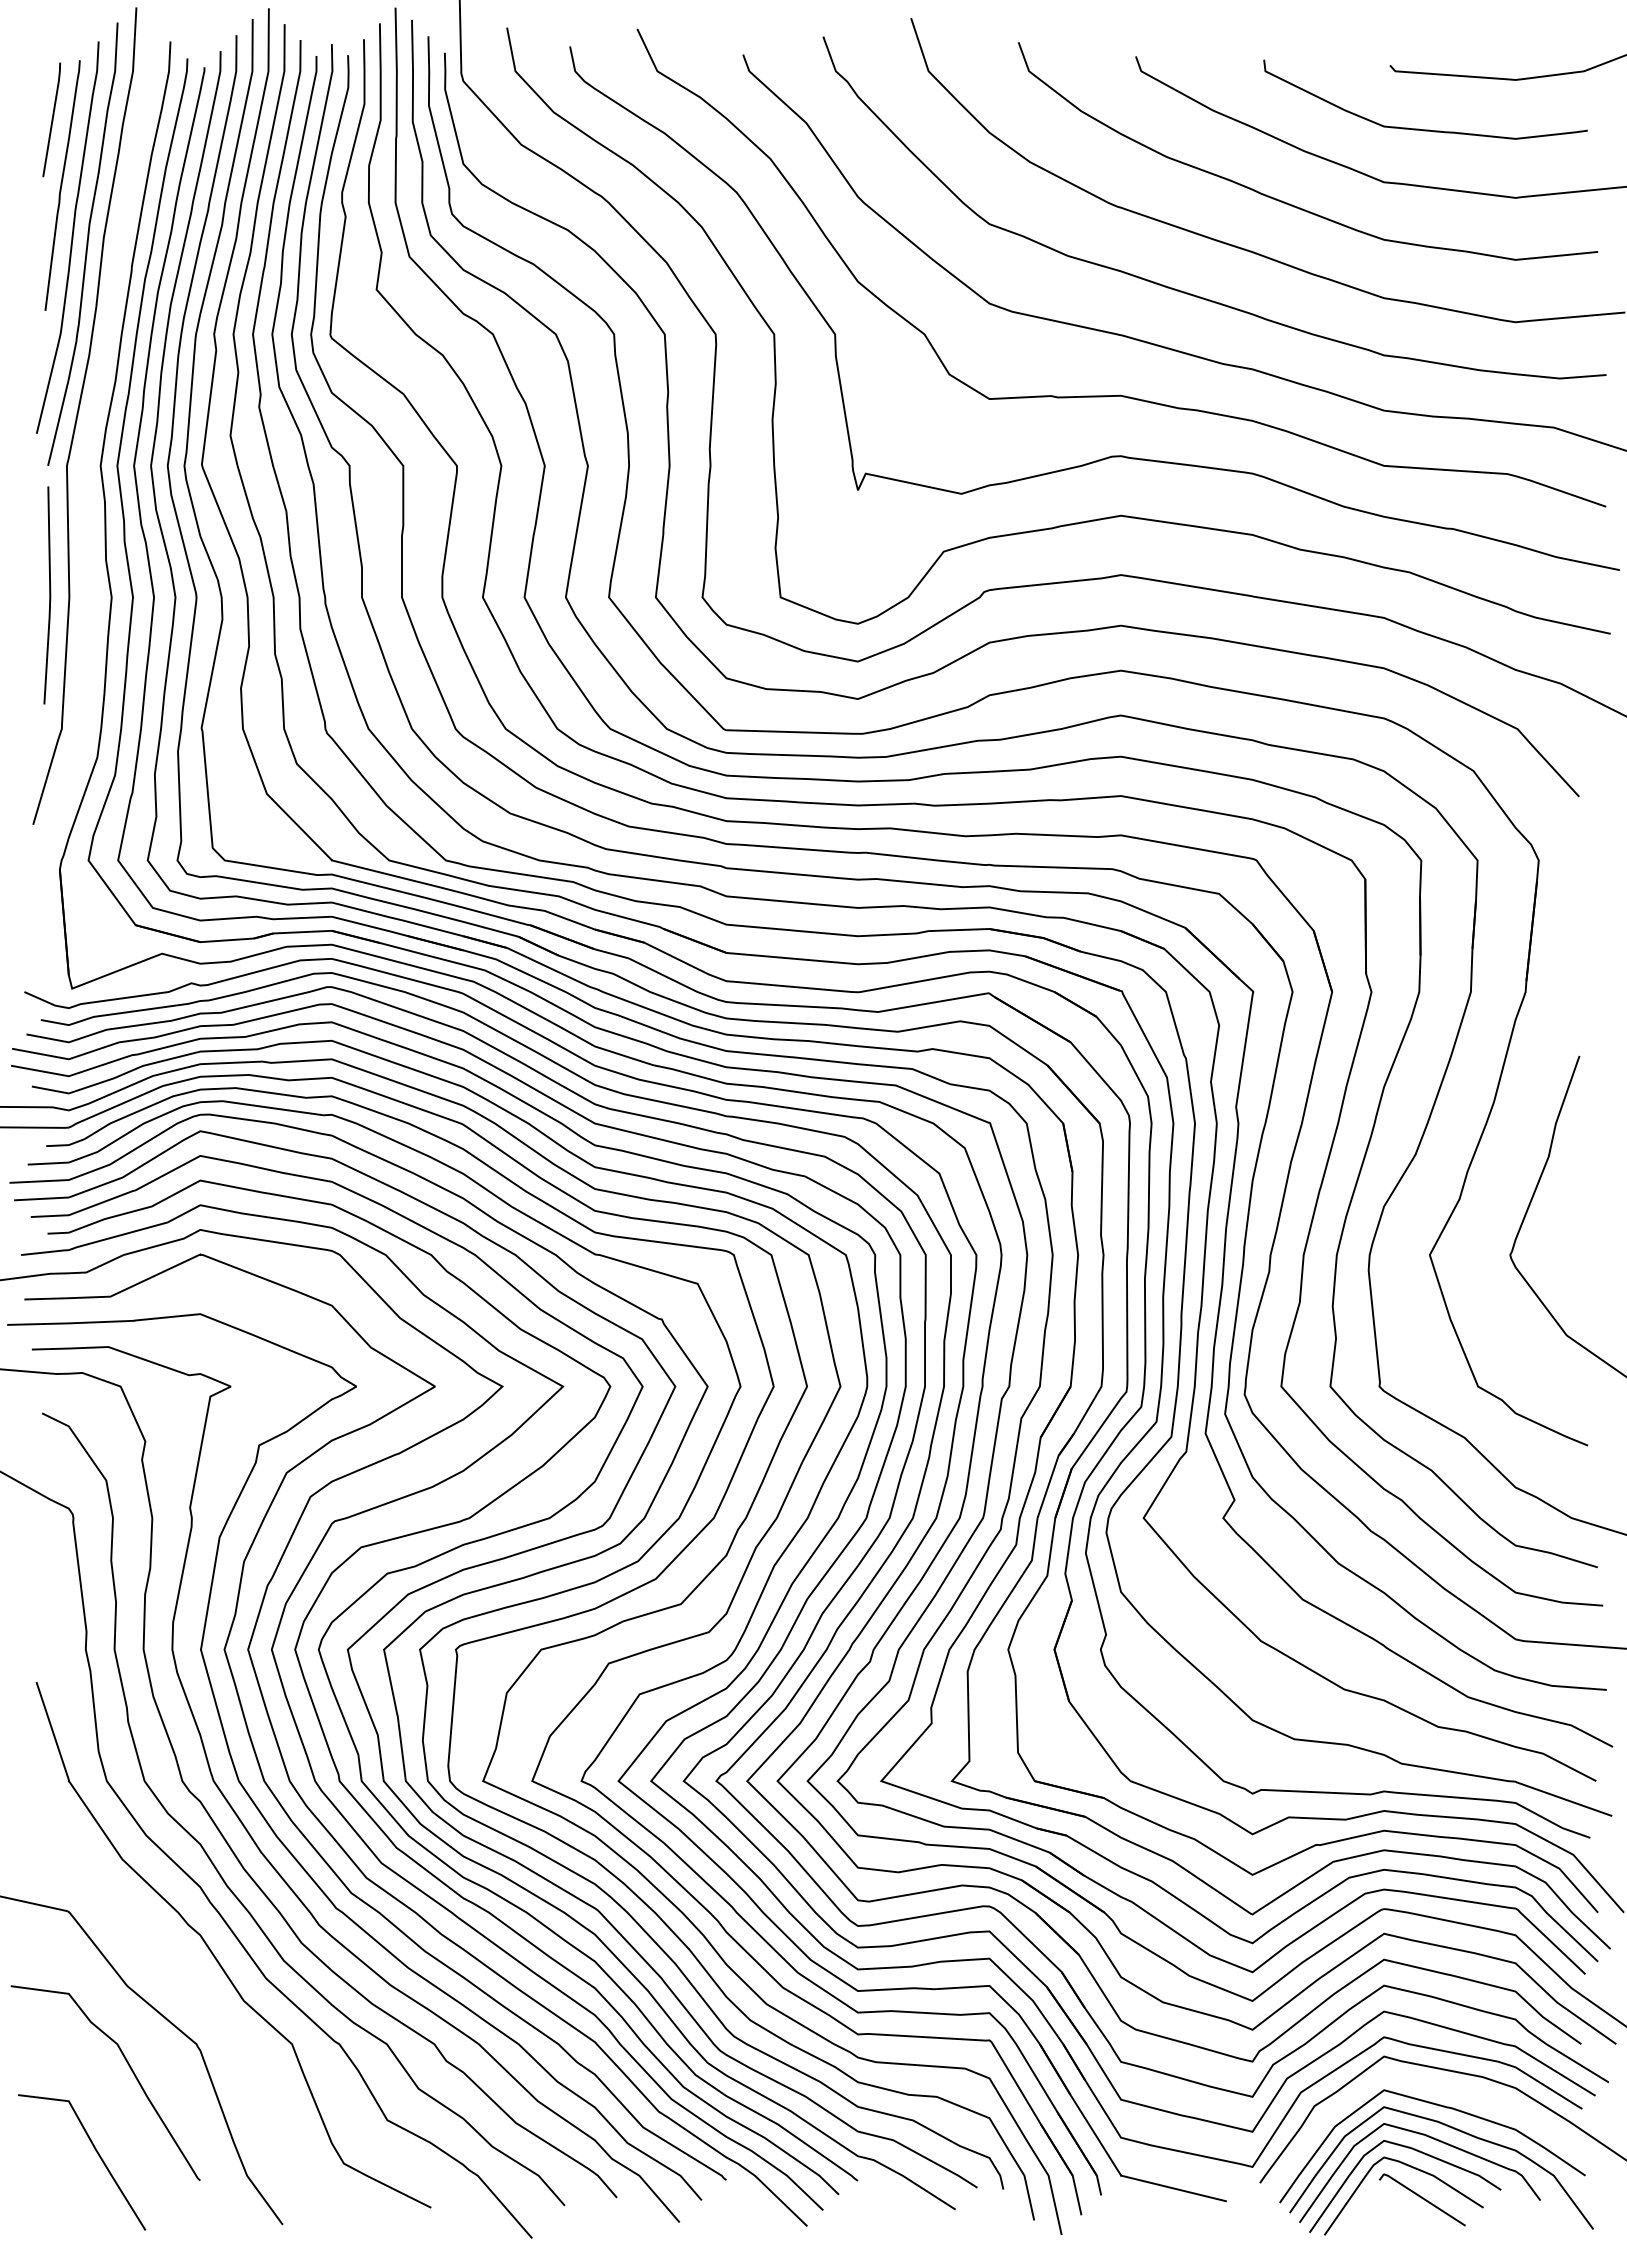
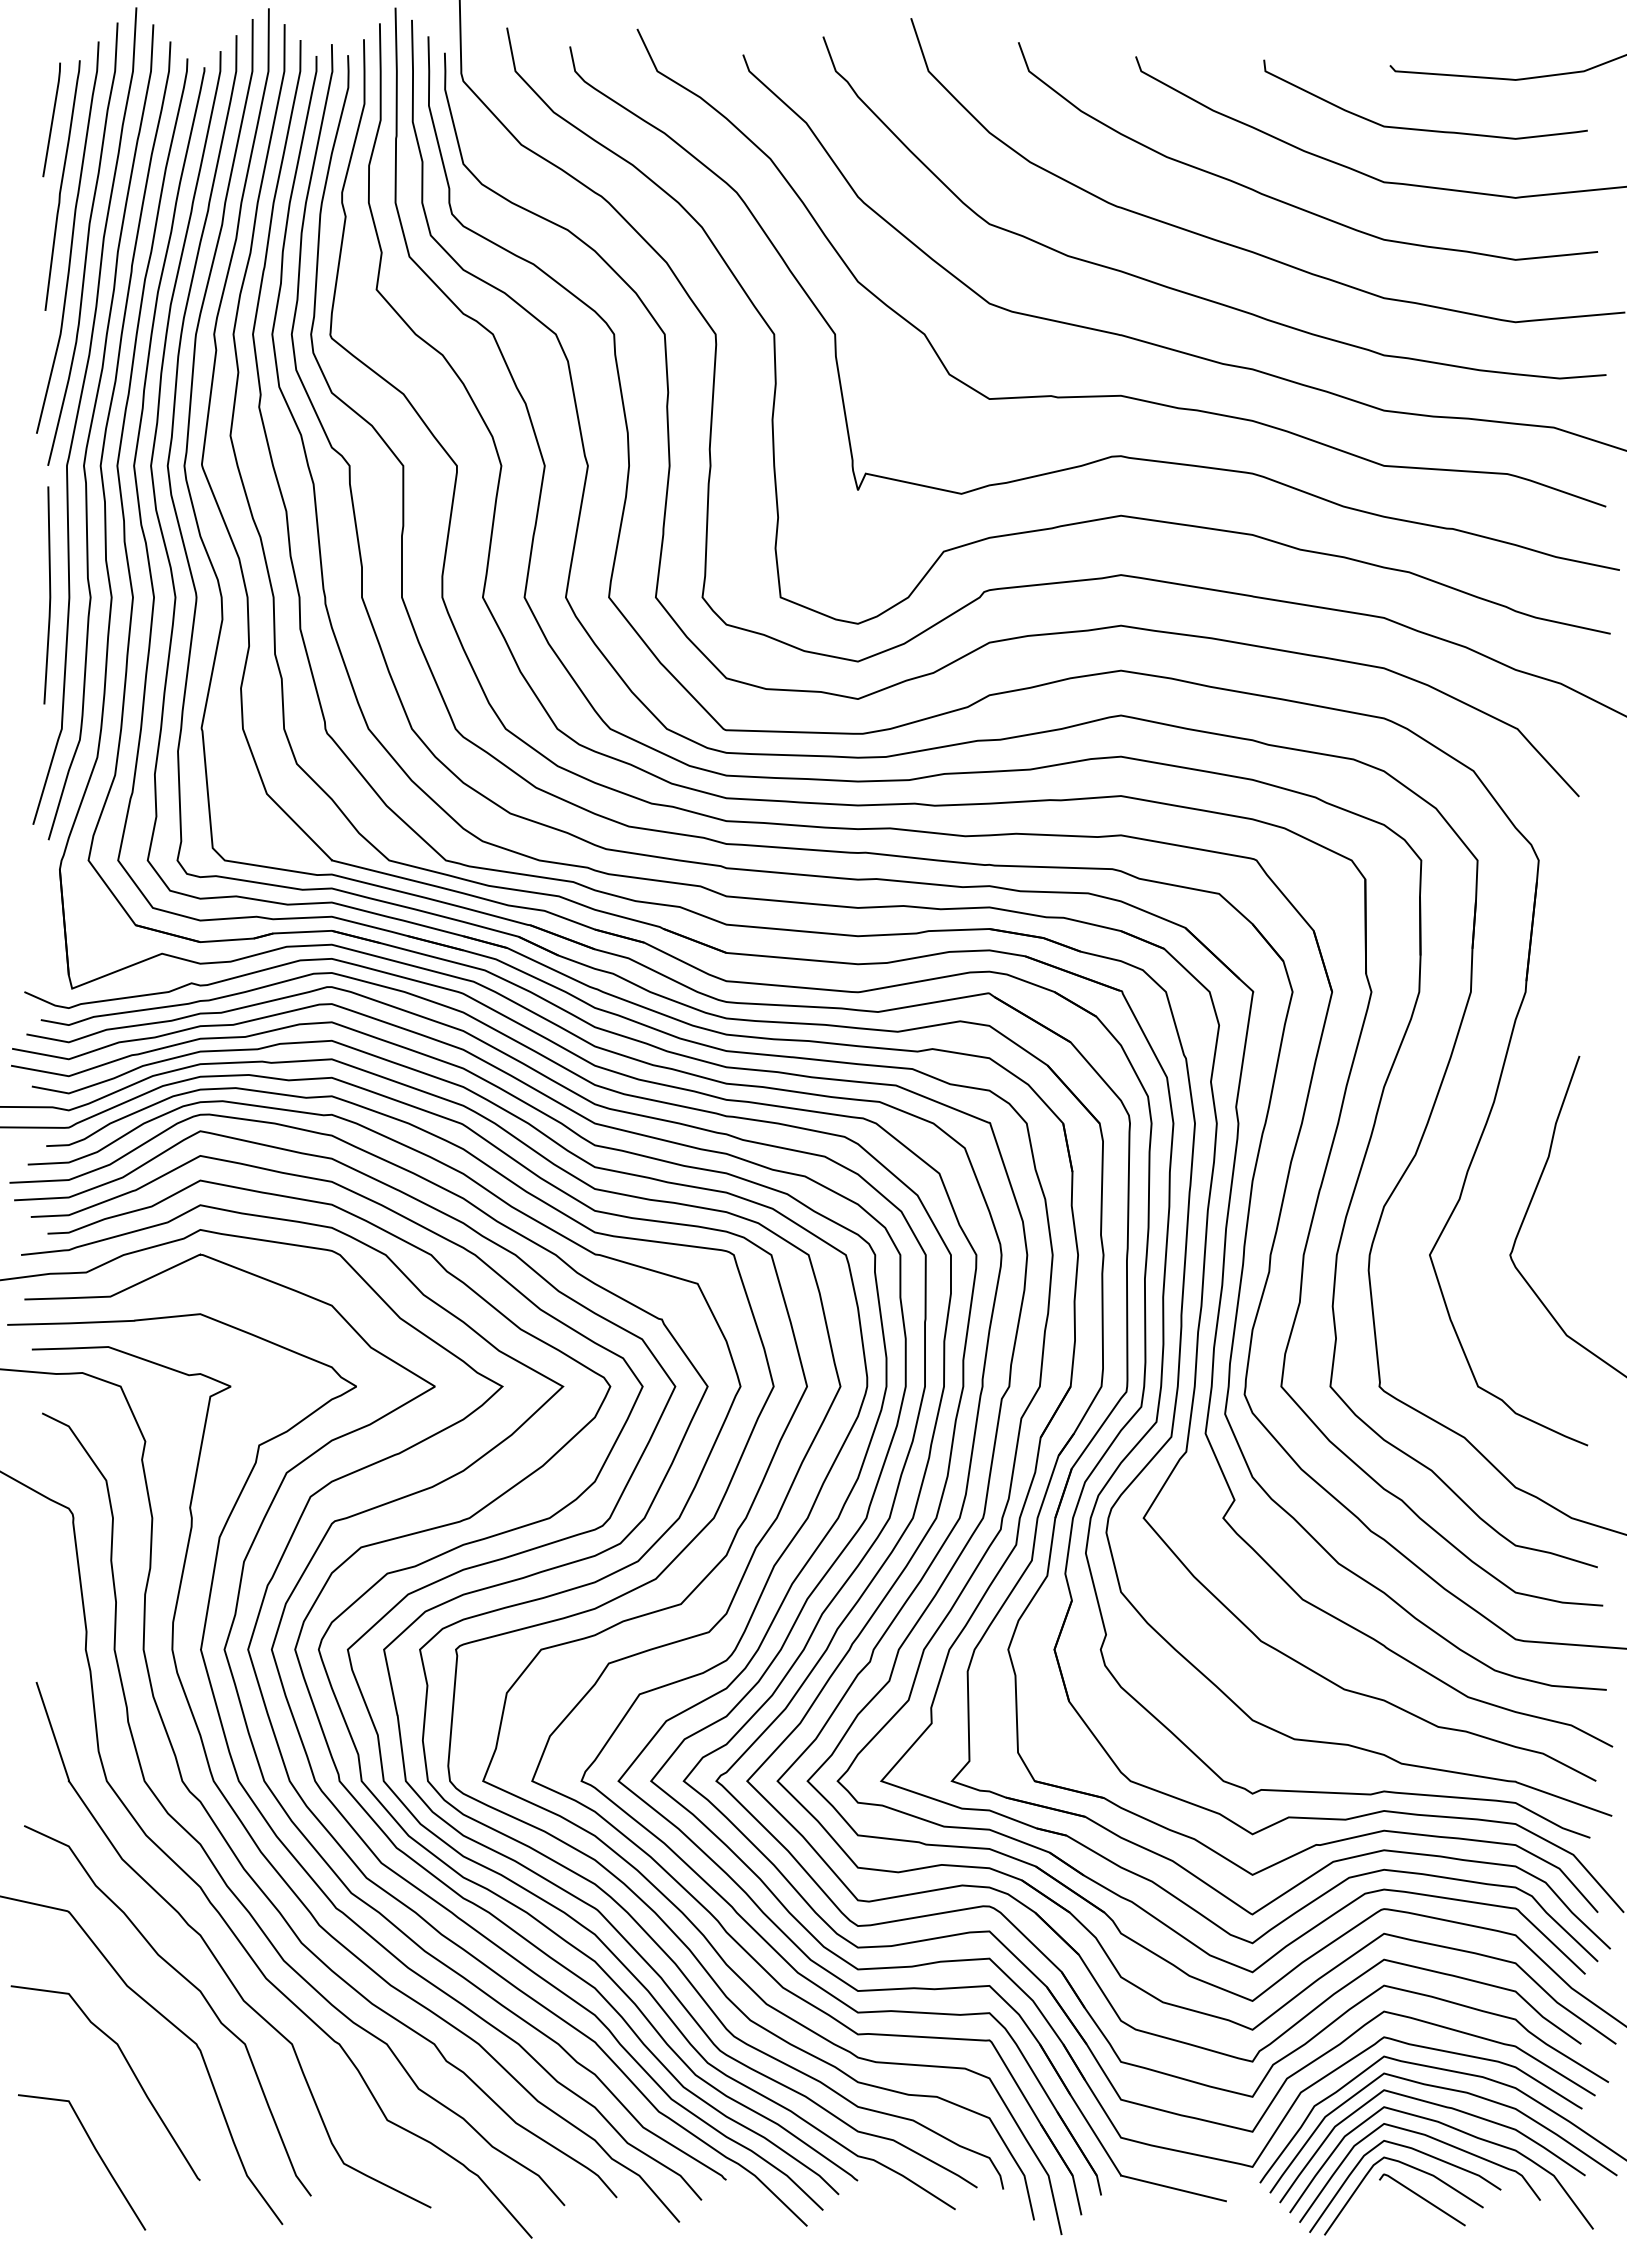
curve: none -> present (91, 429)
curve: none -> present (189, 1983)
curve: none -> present (1449, 2090)
